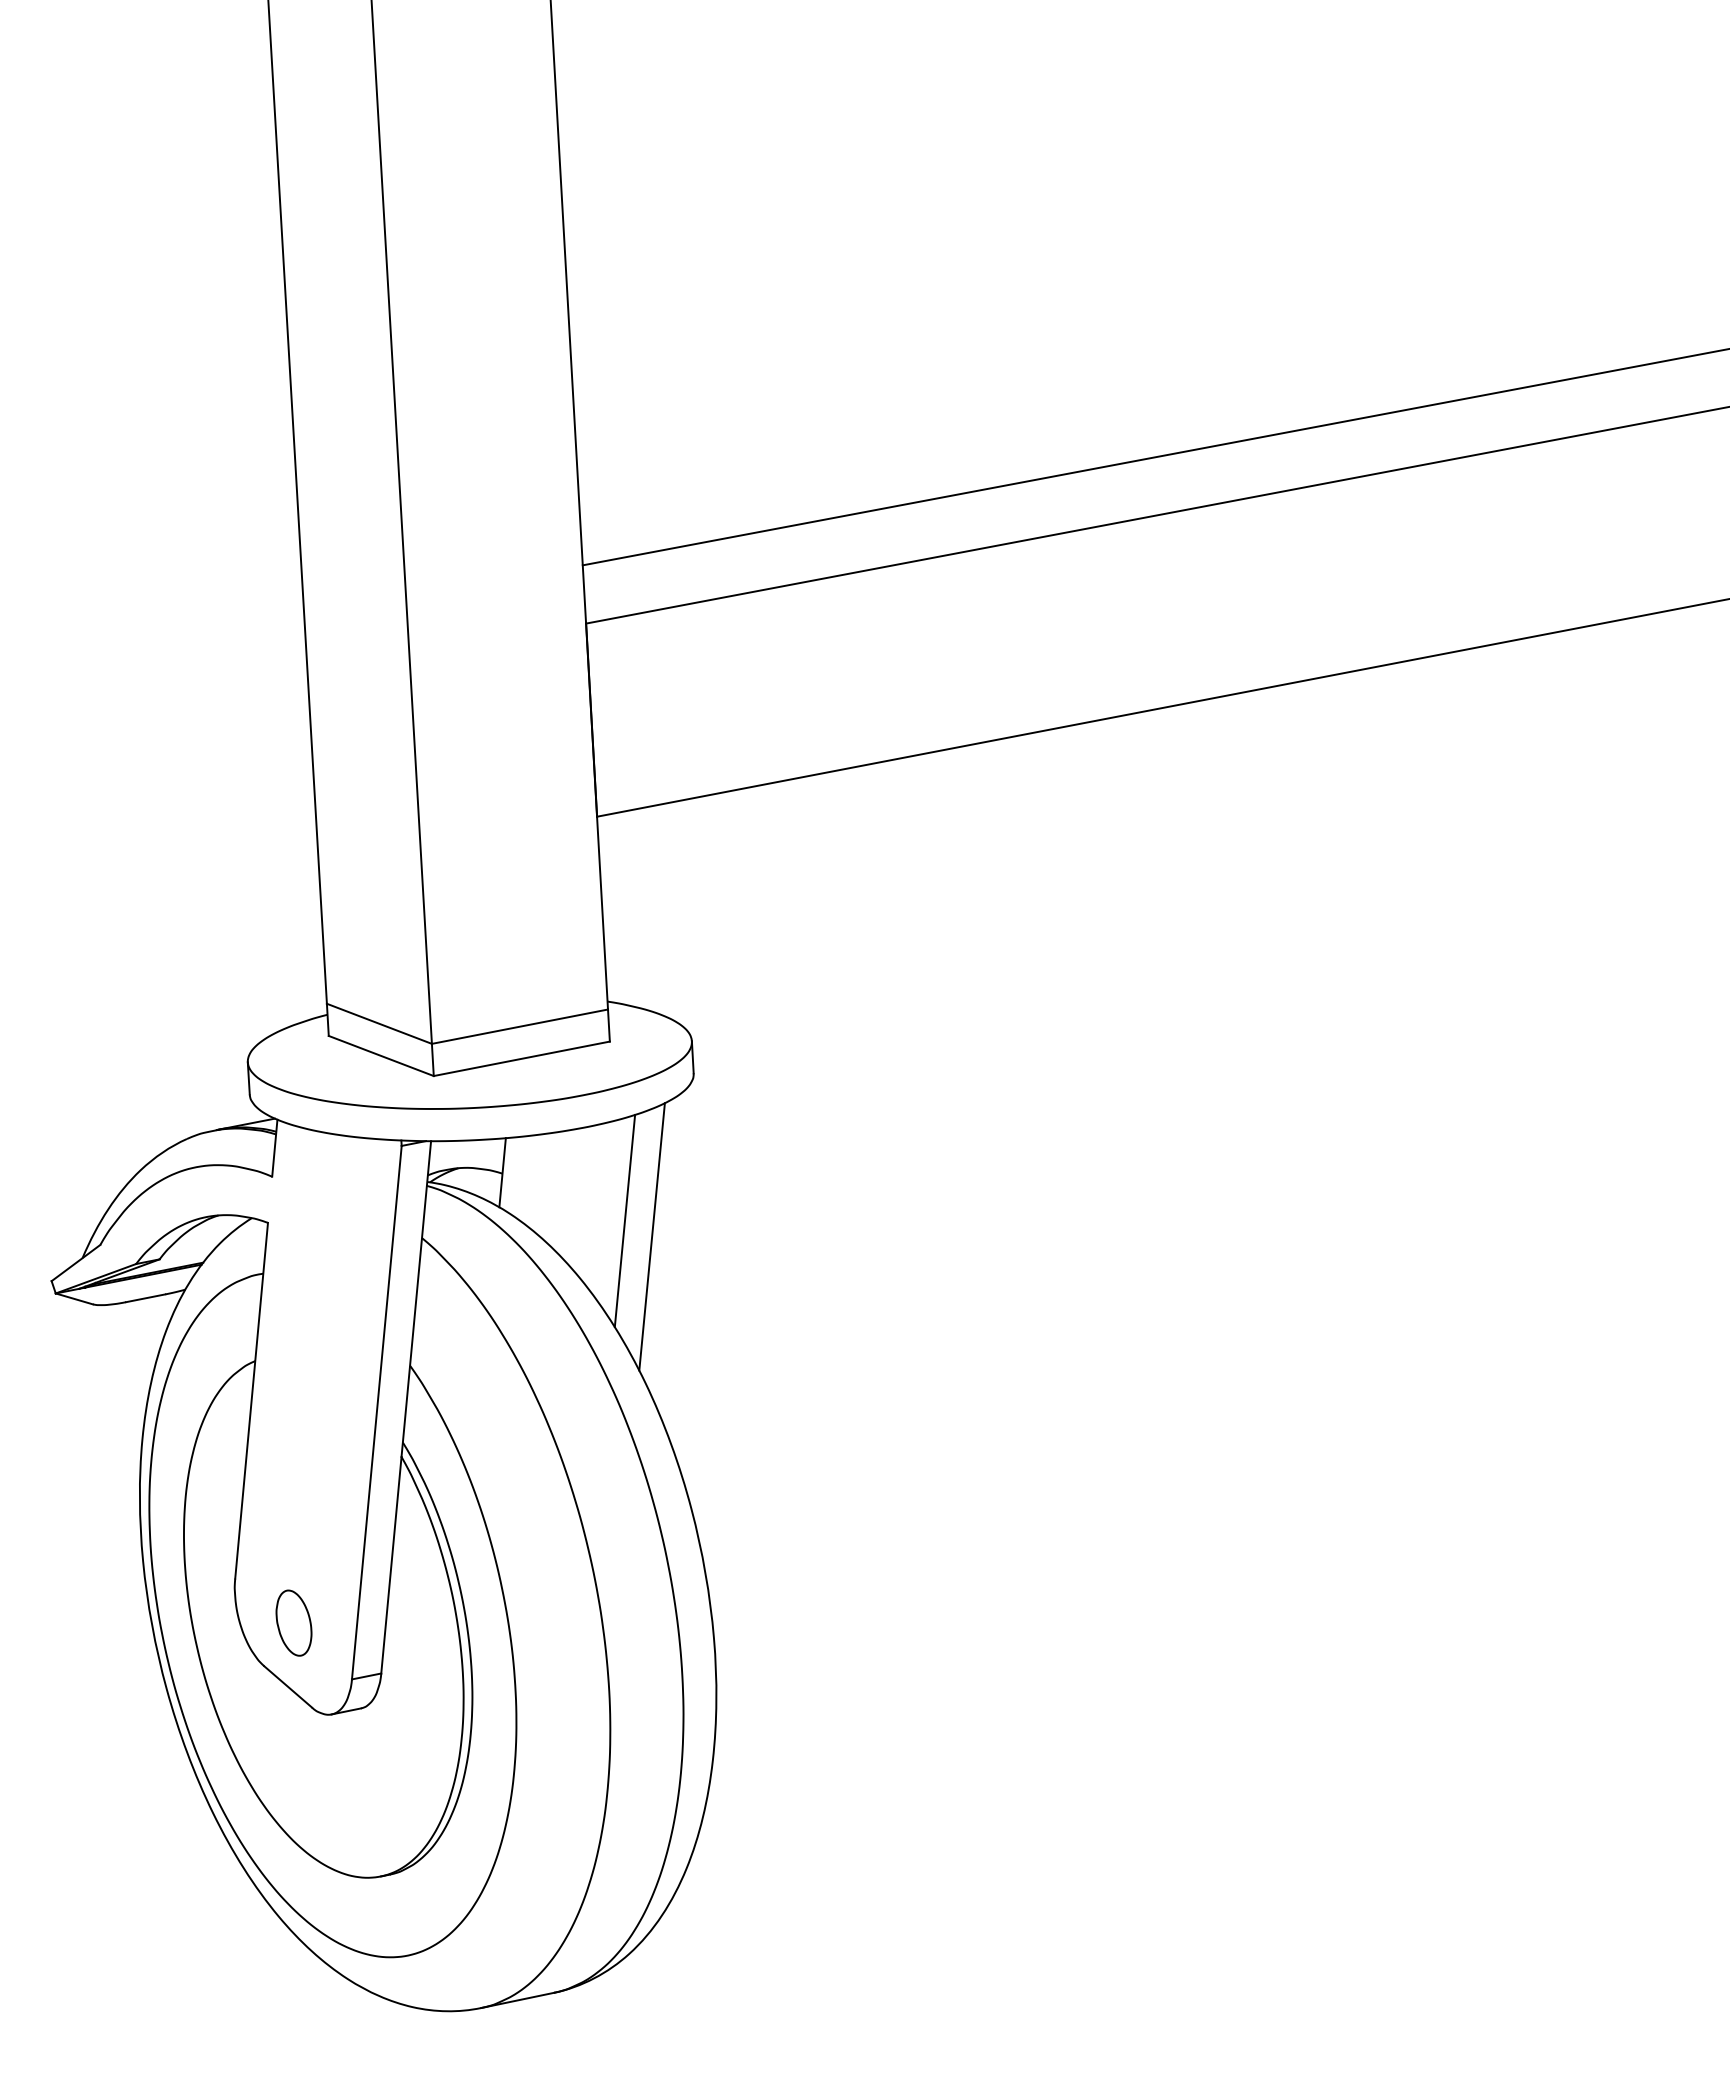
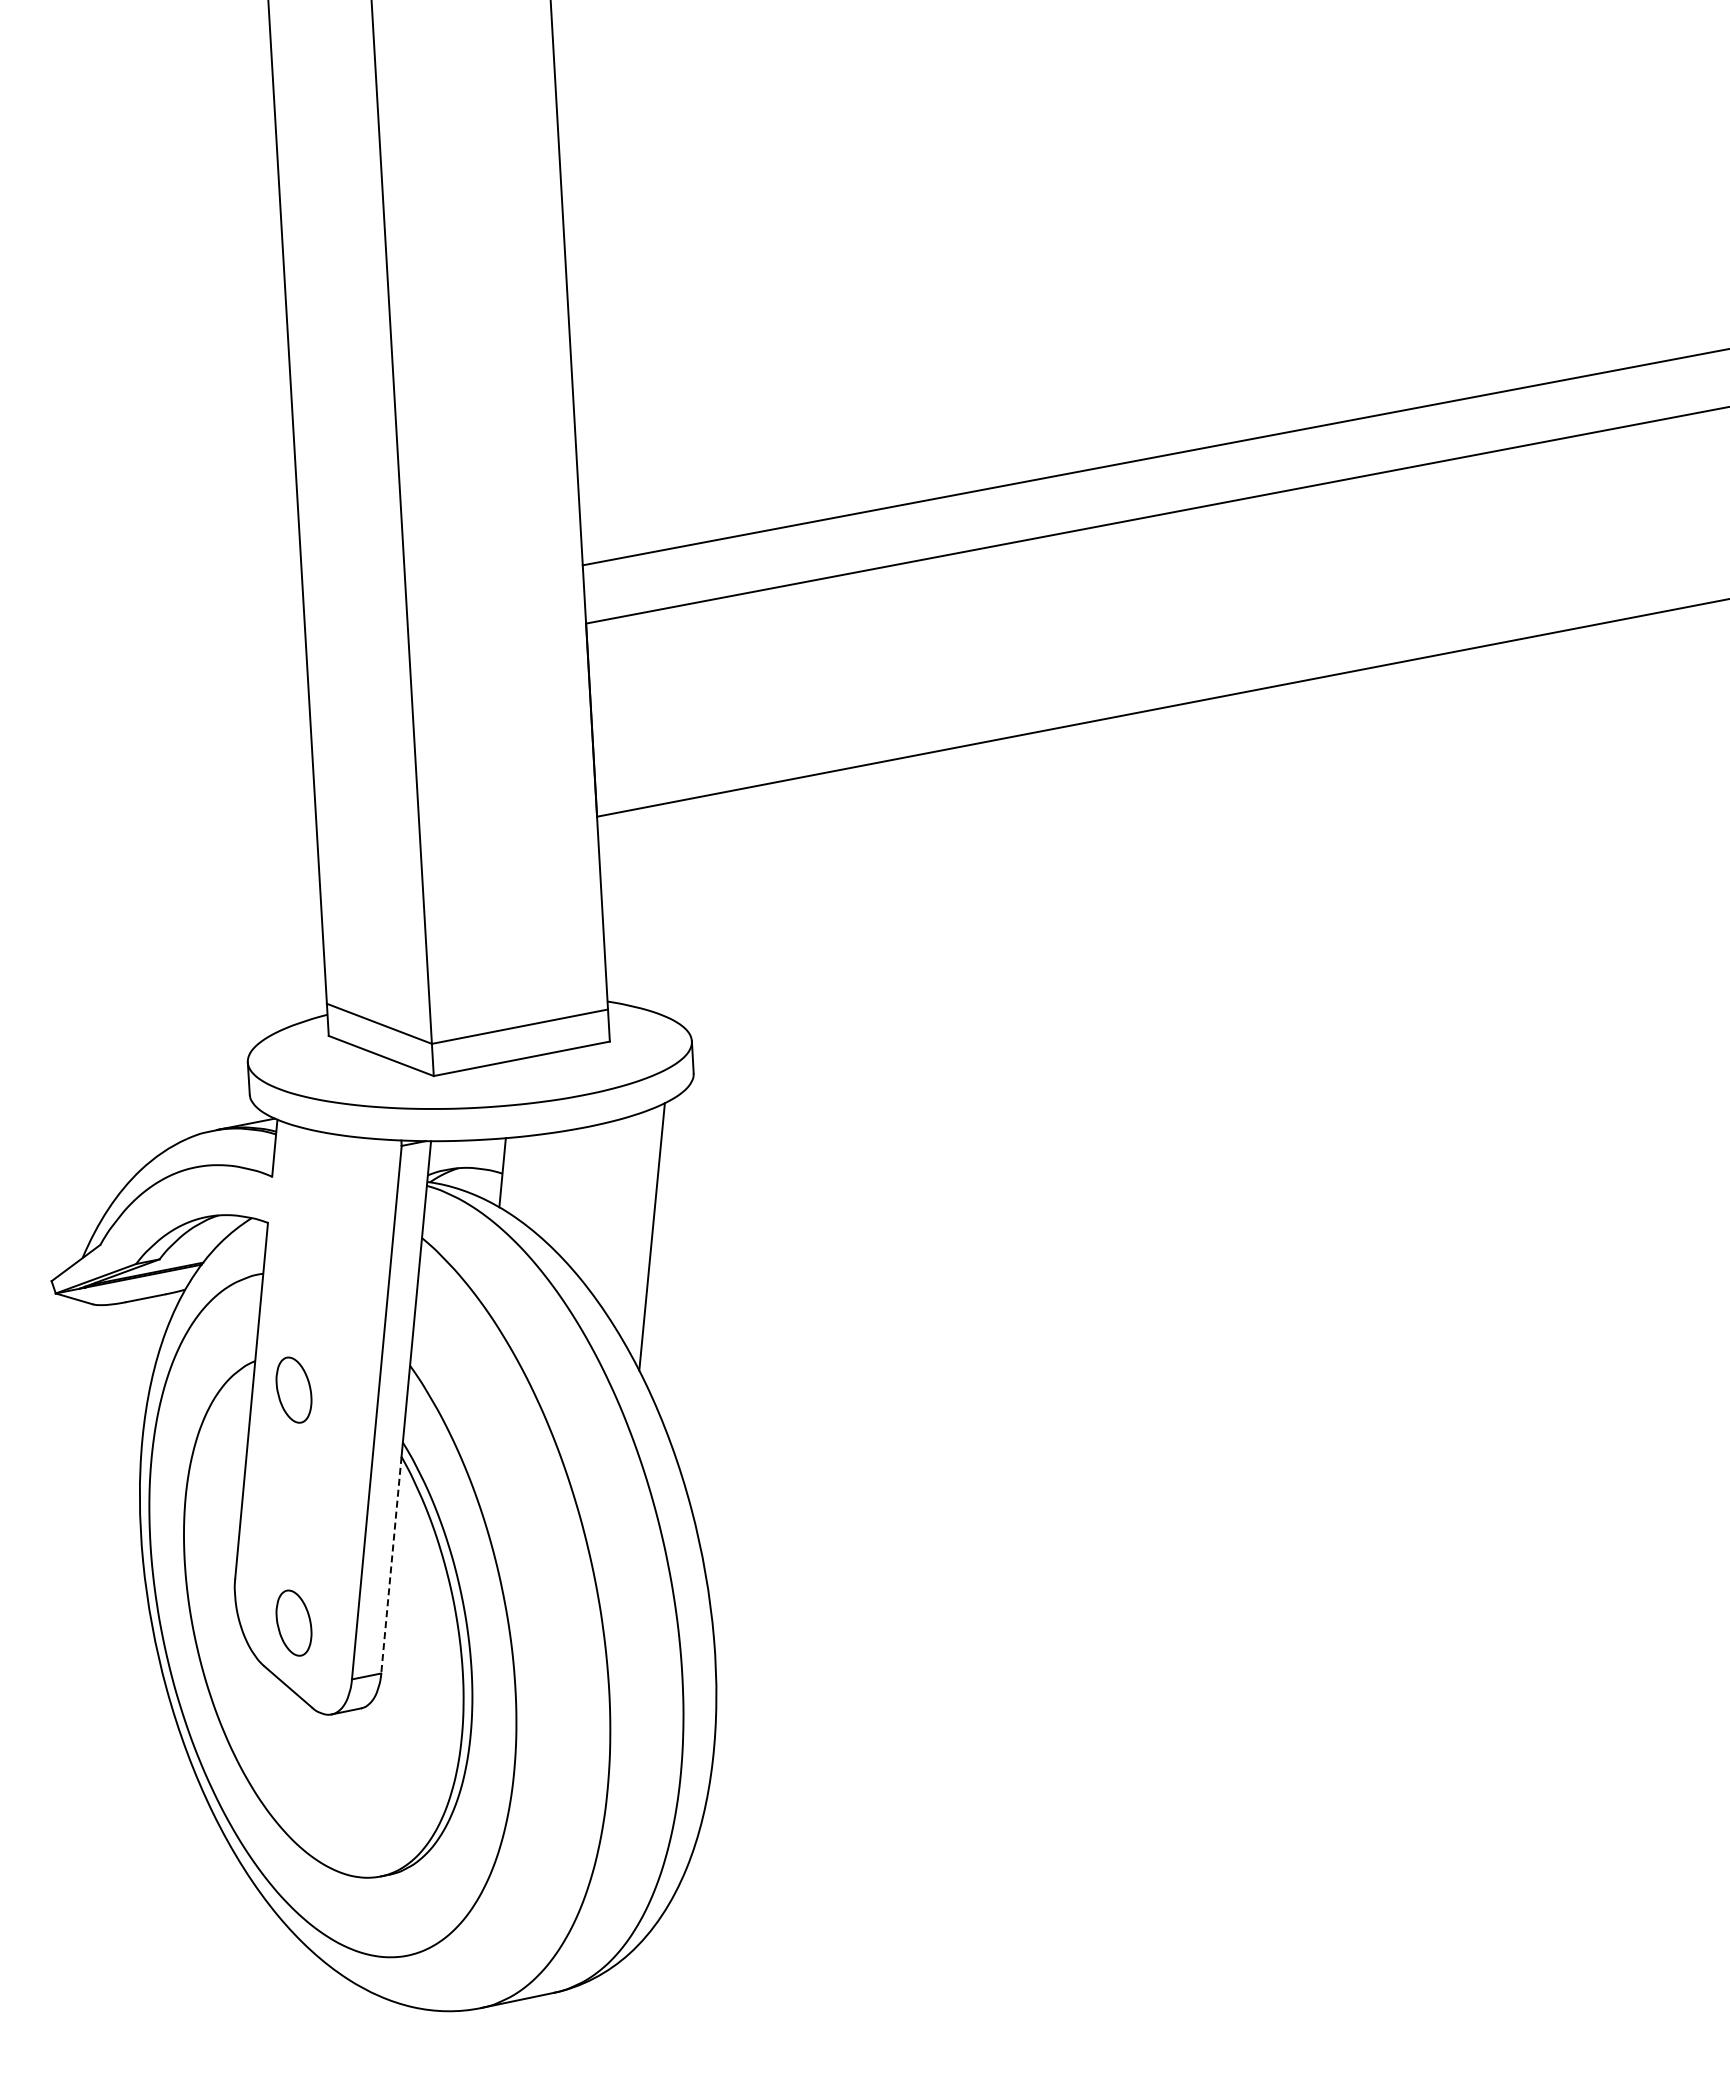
line: present -> none (624, 1220)
part: none -> present (293, 1389)
line: solid -> dashed (391, 1565)
